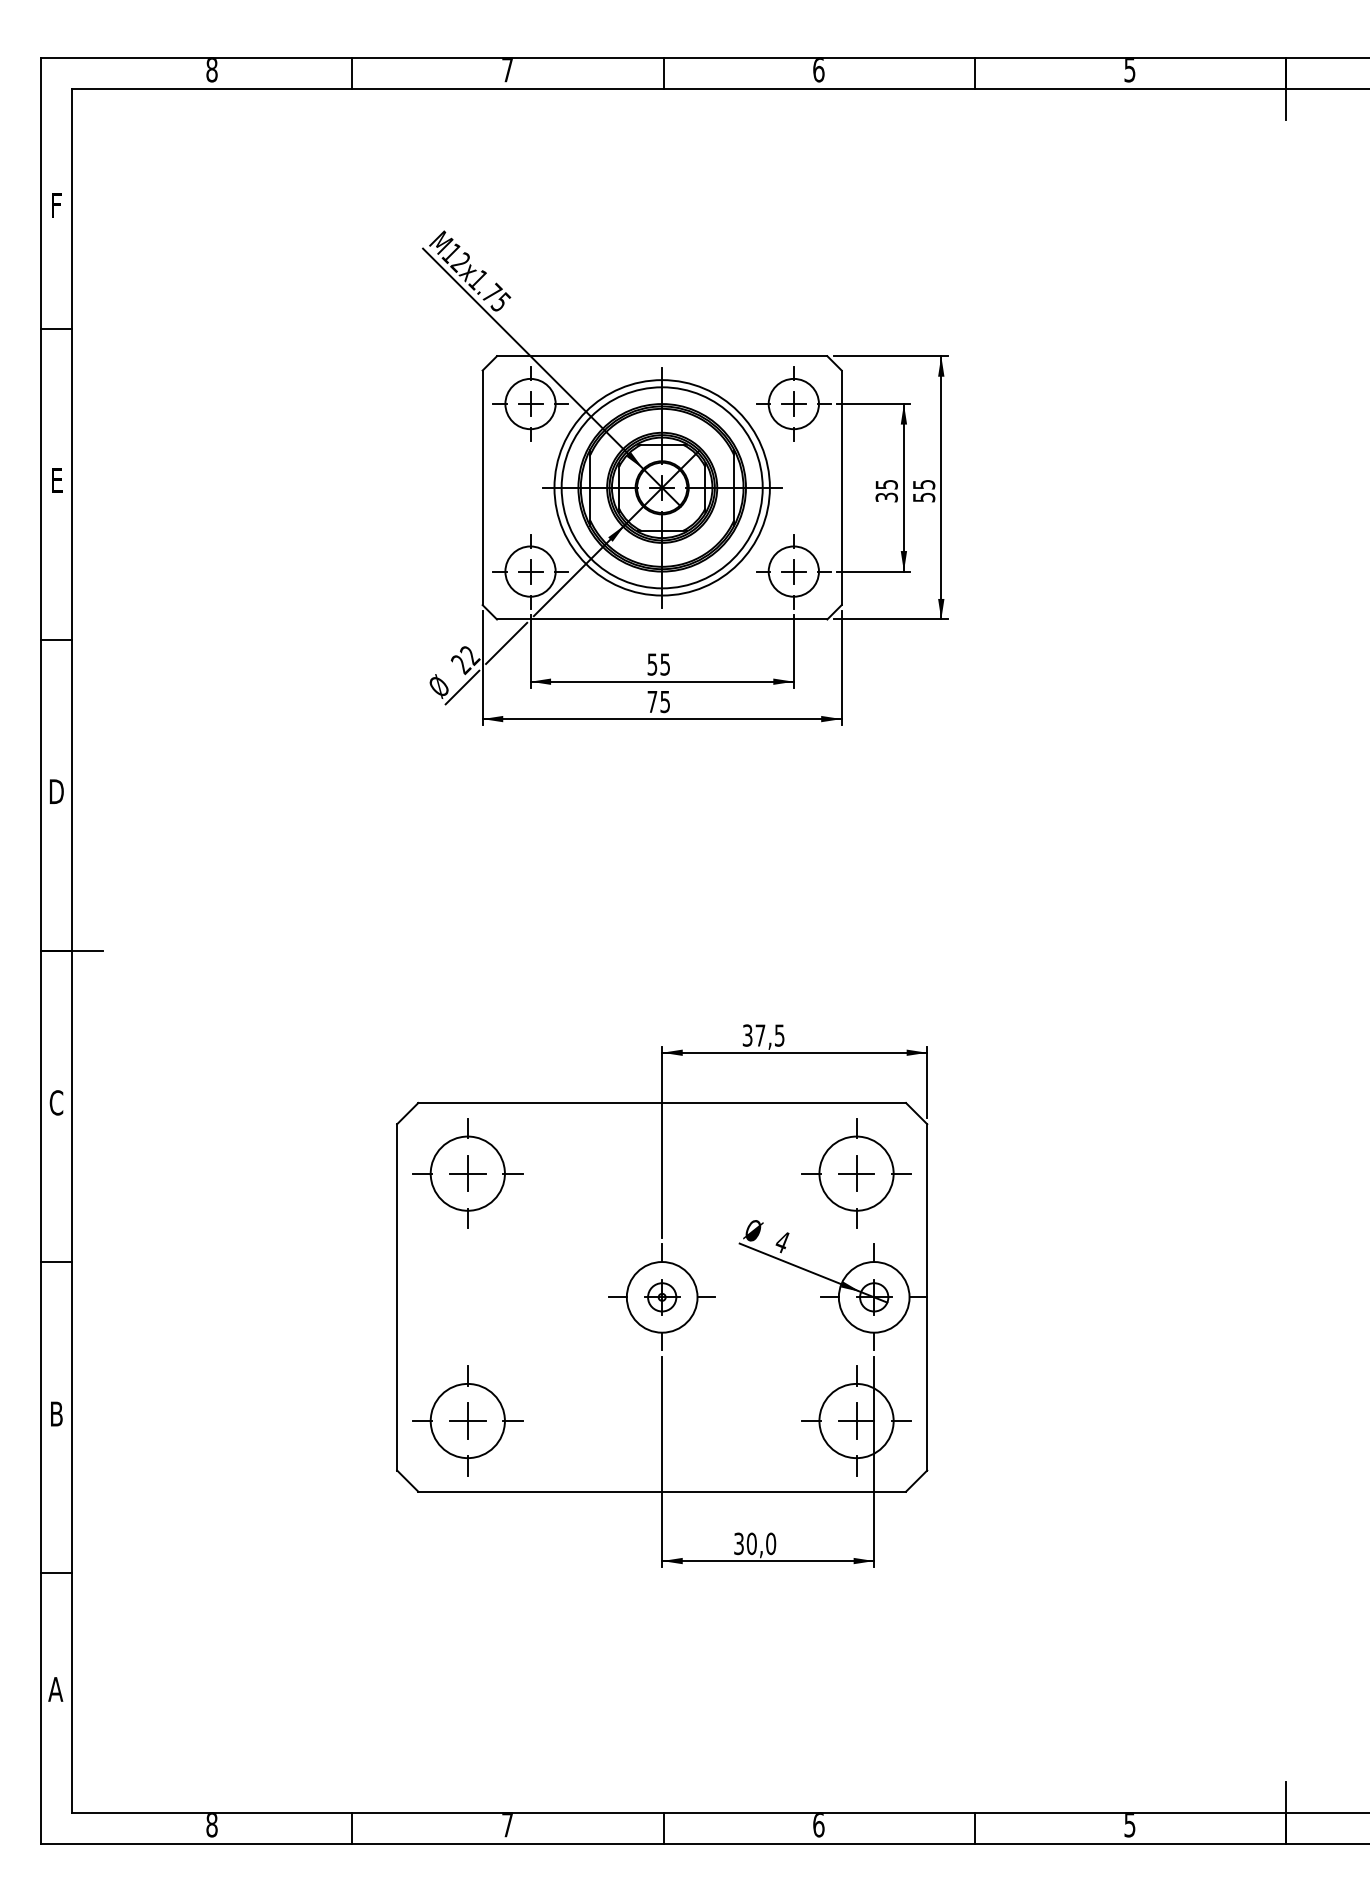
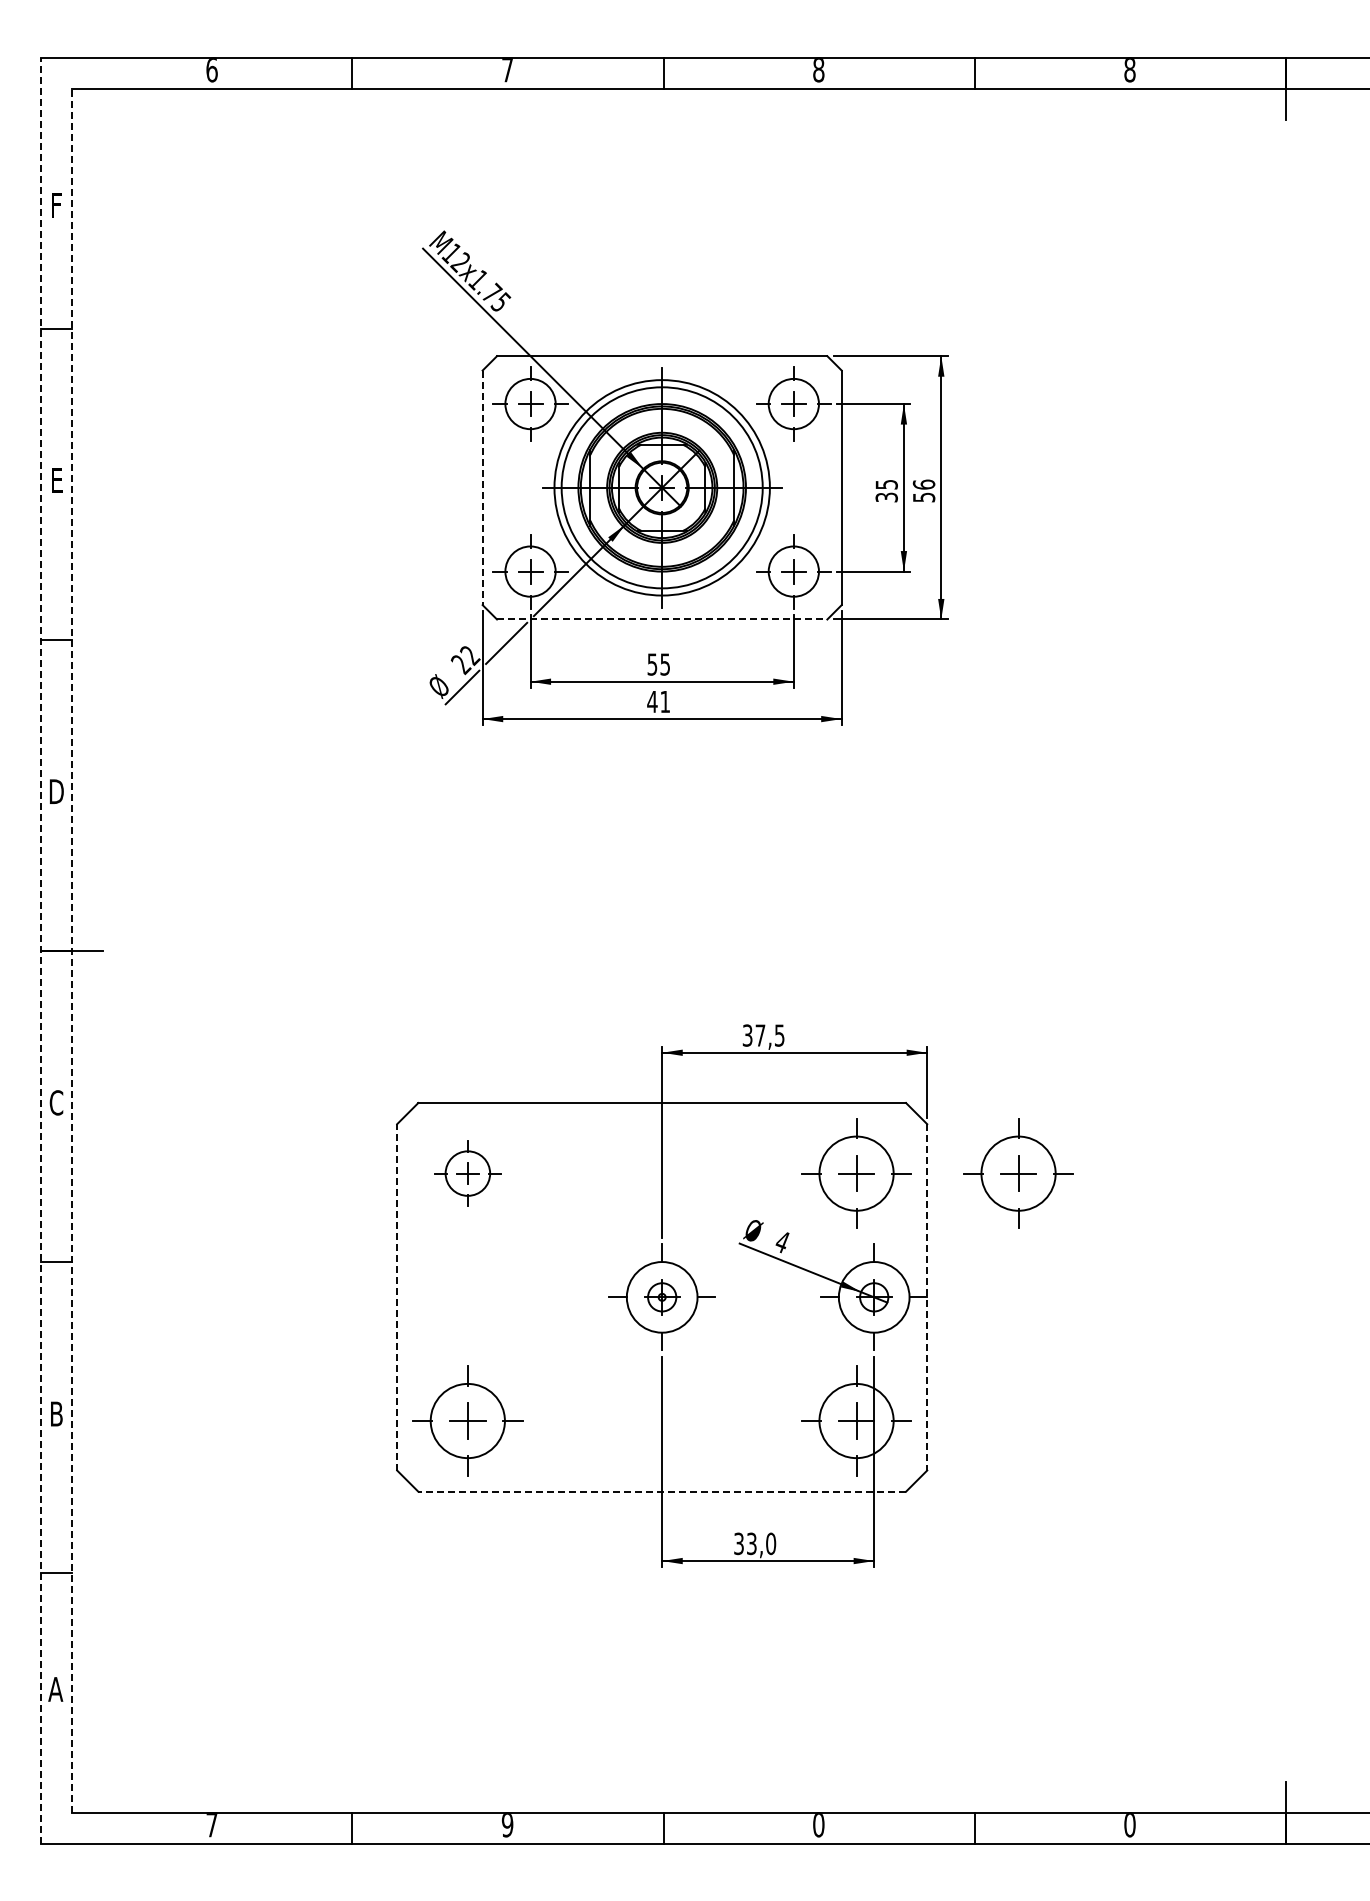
text: 8 -> 6 (211, 70)
text: 6 -> 8 (818, 70)
text: 5 -> 8 (1129, 70)
text: 55 -> 56 (923, 484)
line: solid -> dashed (482, 488)
line: solid -> dashed (662, 619)
text: 75 -> 41 (658, 702)
line: solid -> dashed (41, 950)
line: solid -> dashed (72, 950)
part size: 112x111 px -> 68x67 px (467, 1173)
part: none -> present (1018, 1173)
line: solid -> dashed (397, 1296)
line: solid -> dashed (927, 1297)
line: solid -> dashed (662, 1491)
text: 30,0 -> 33,0 (751, 1543)
text: 8 -> 7 (211, 1825)
text: 7 -> 9 (507, 1825)
text: 6 -> 0 (818, 1825)
text: 5 -> 0 (1129, 1825)
